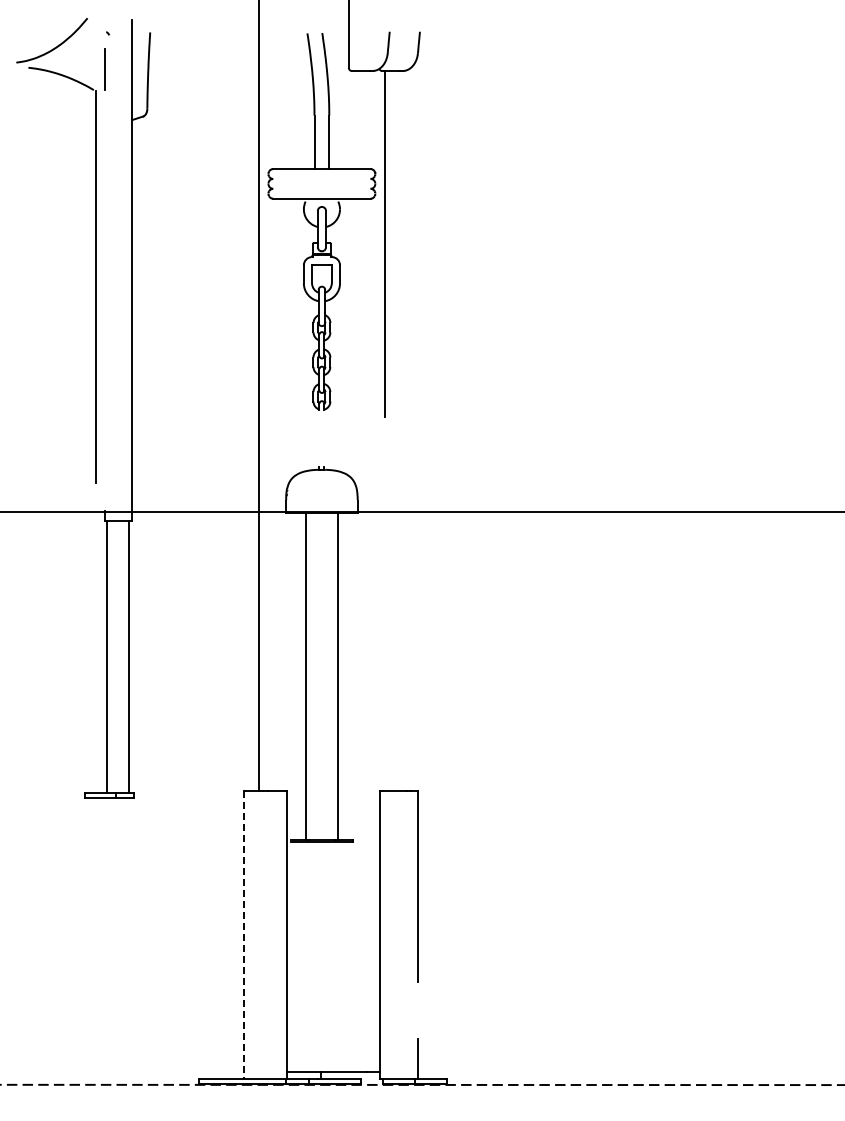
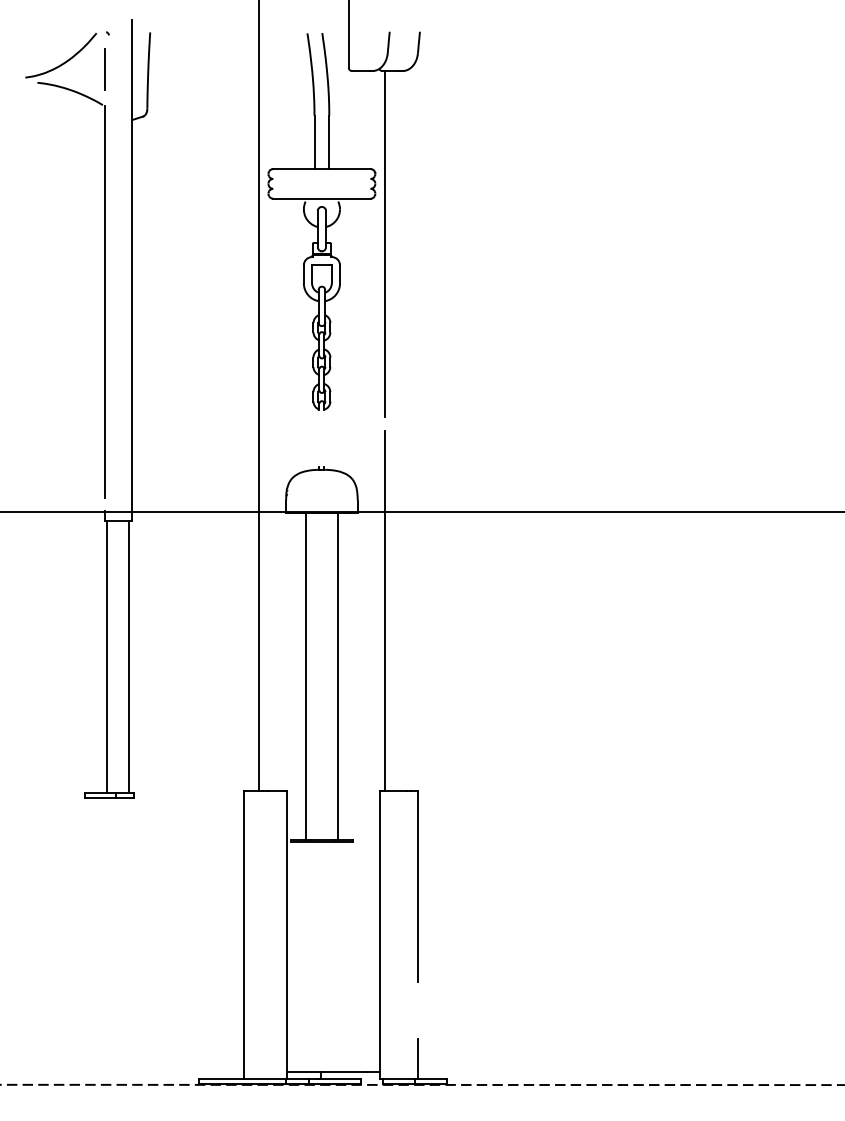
part position: (95, 250) -> (104, 265) (104, 265)
line: none -> present (385, 611)
line: dashed -> solid (243, 935)
